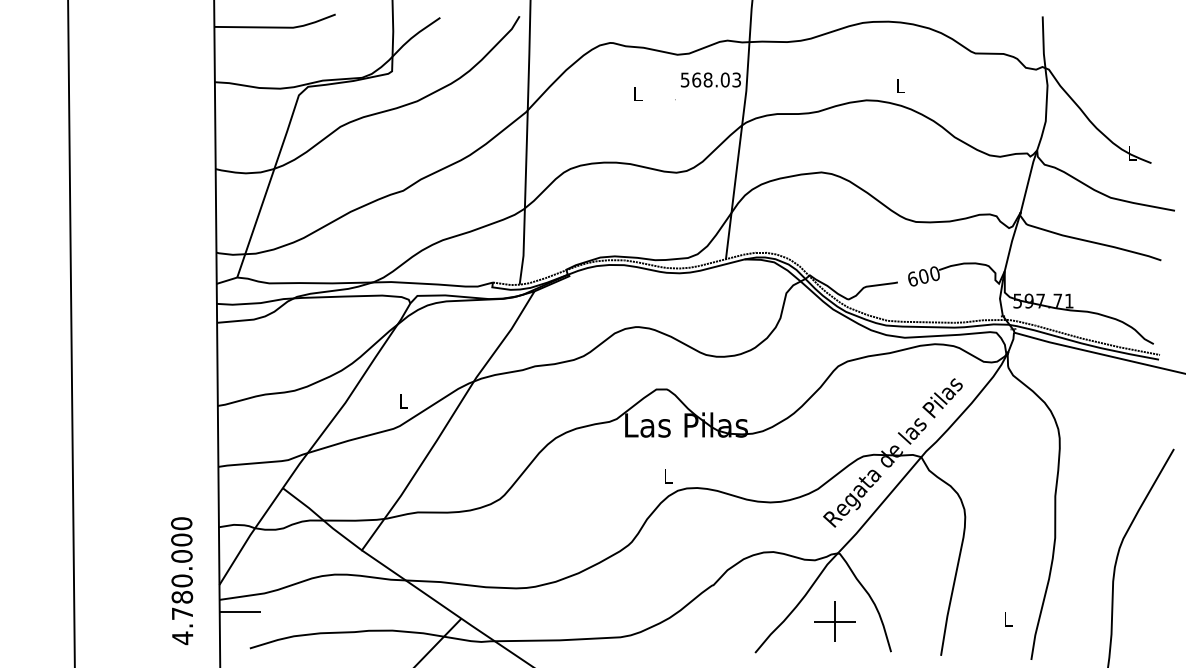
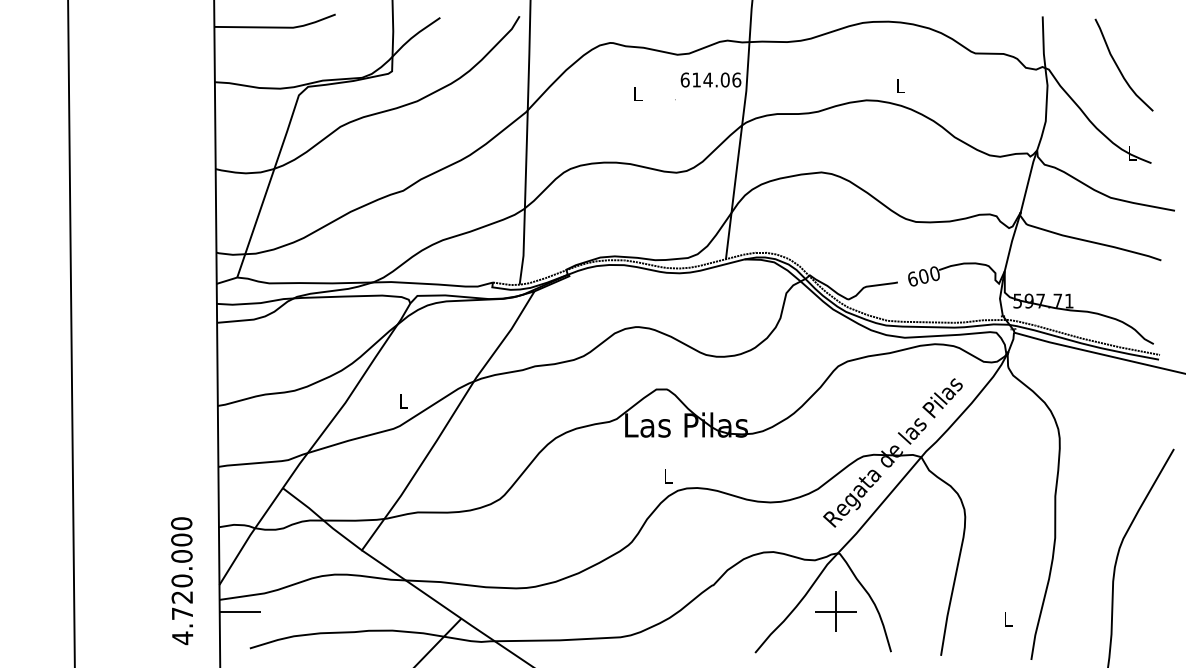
curve: none -> present (1118, 66)
text: 568.03 -> 614.06 (710, 79)
text: 4.780.000 -> 4.720.000 (182, 596)
part position: (834, 621) -> (835, 611) (835, 611)
